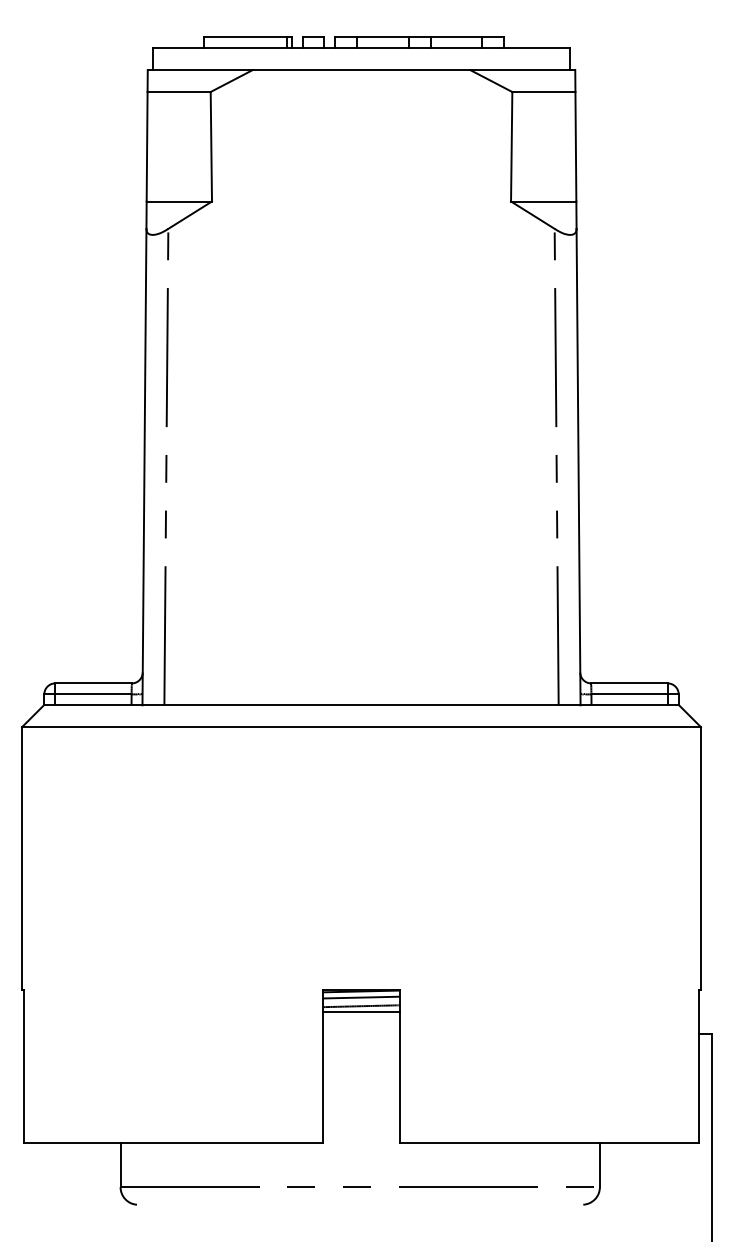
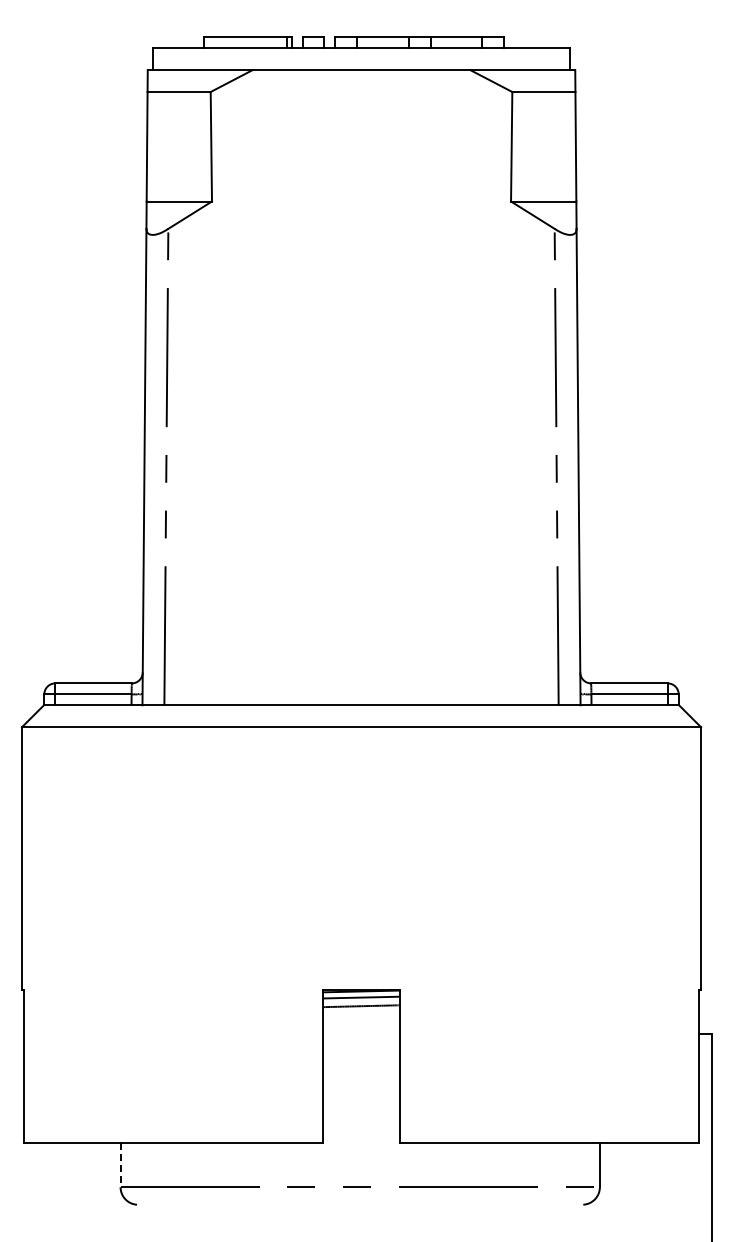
line: present -> none (361, 1011)
line: solid -> dashed (120, 1165)
